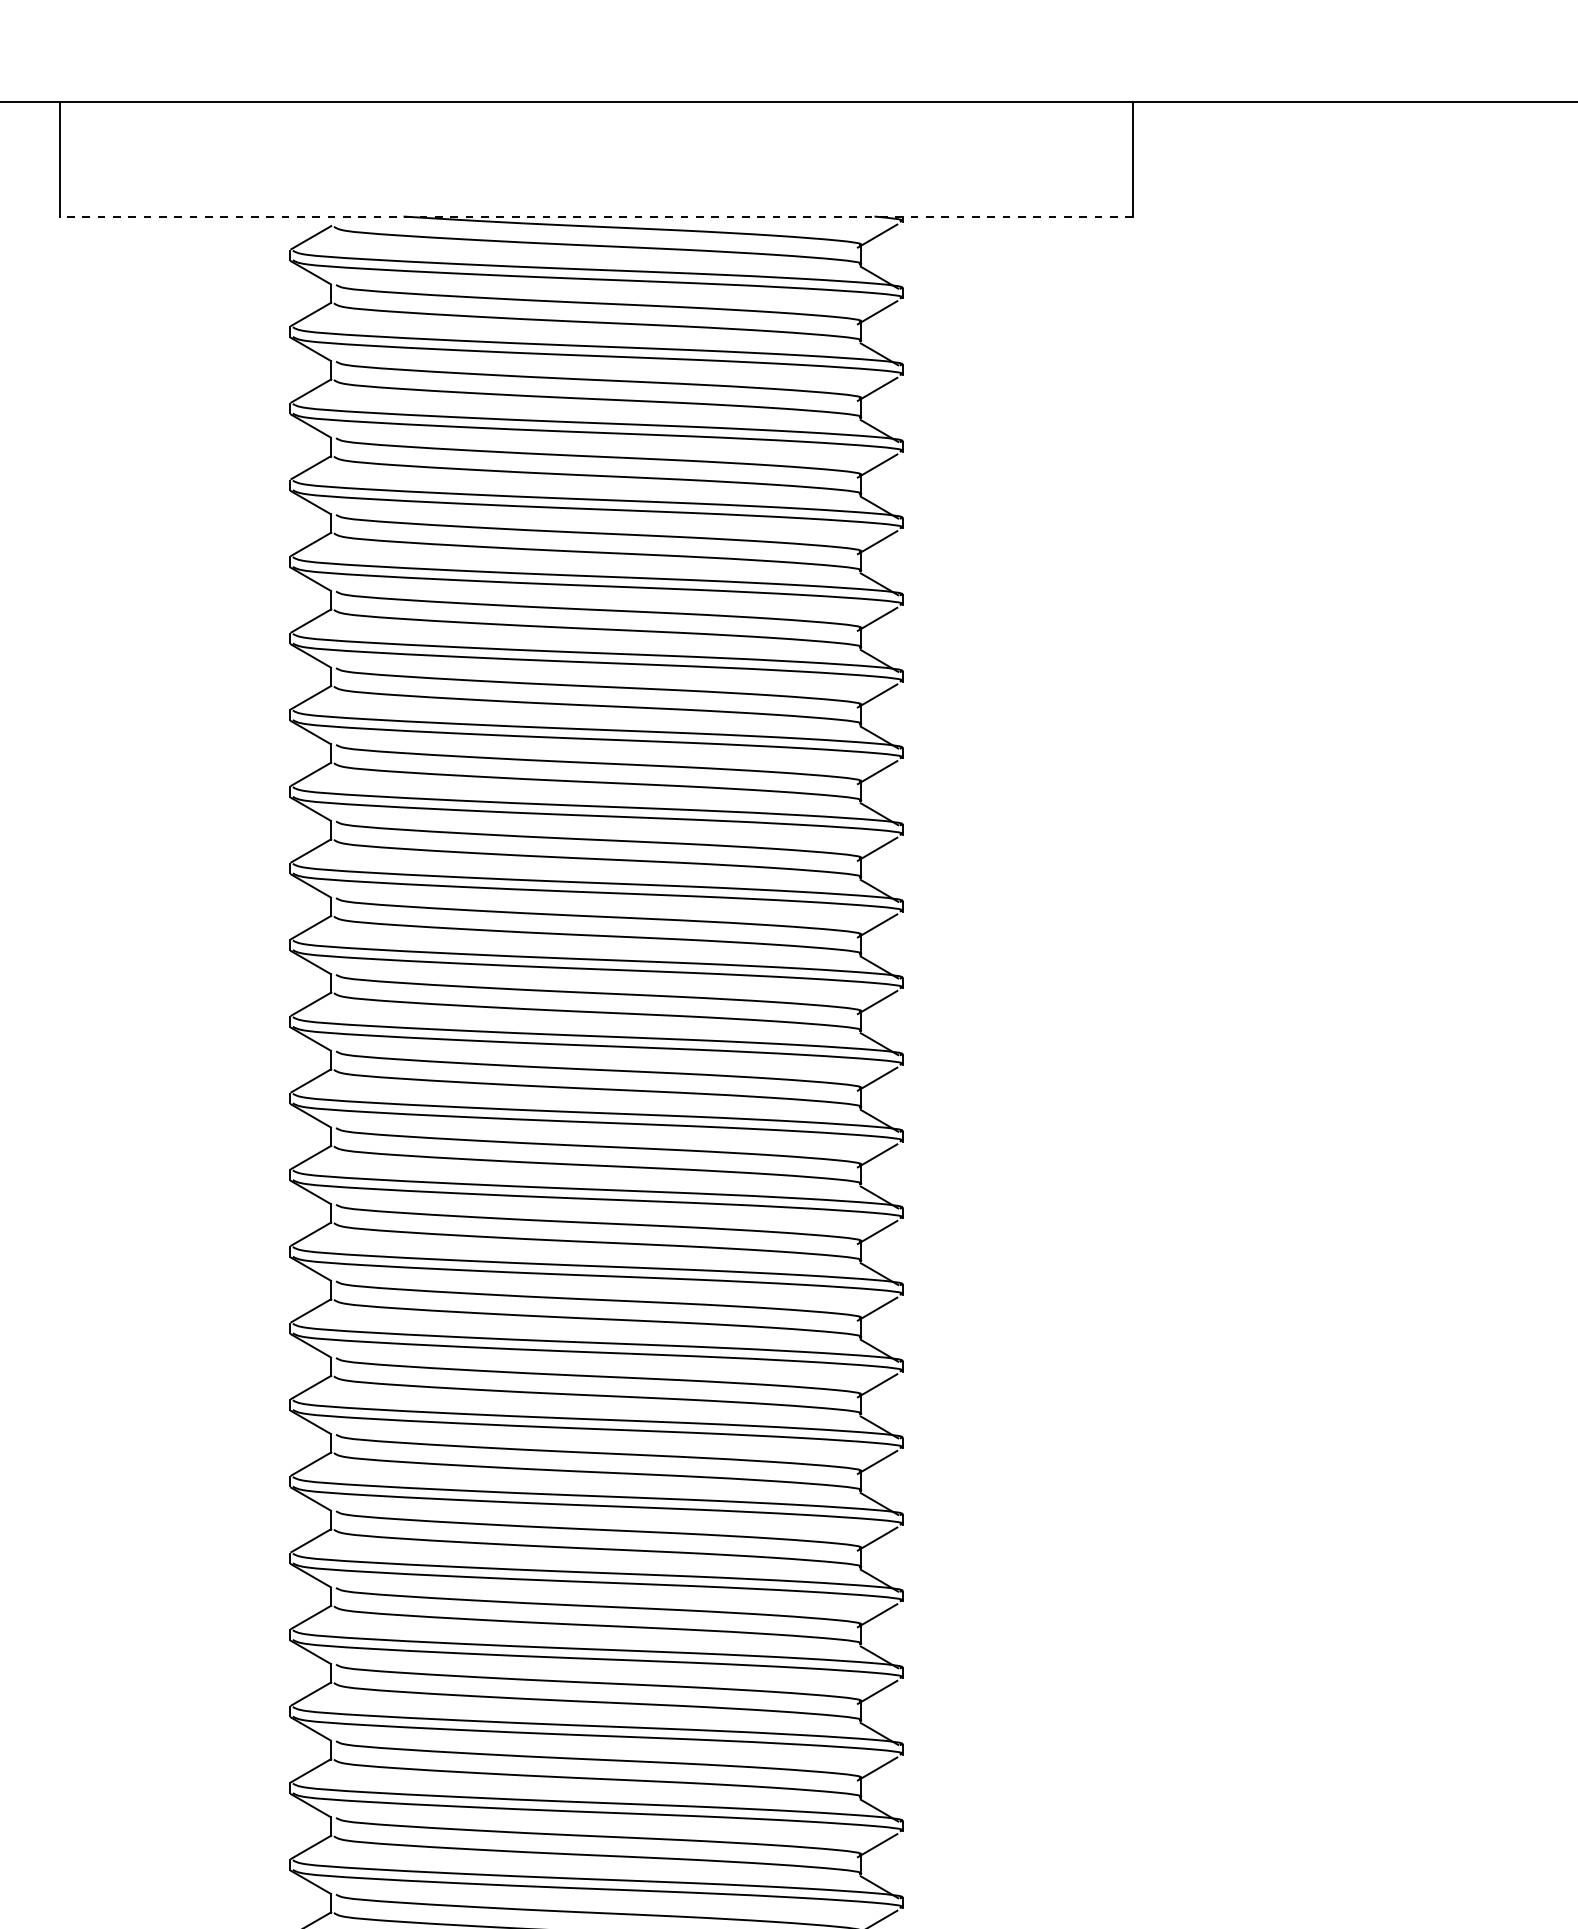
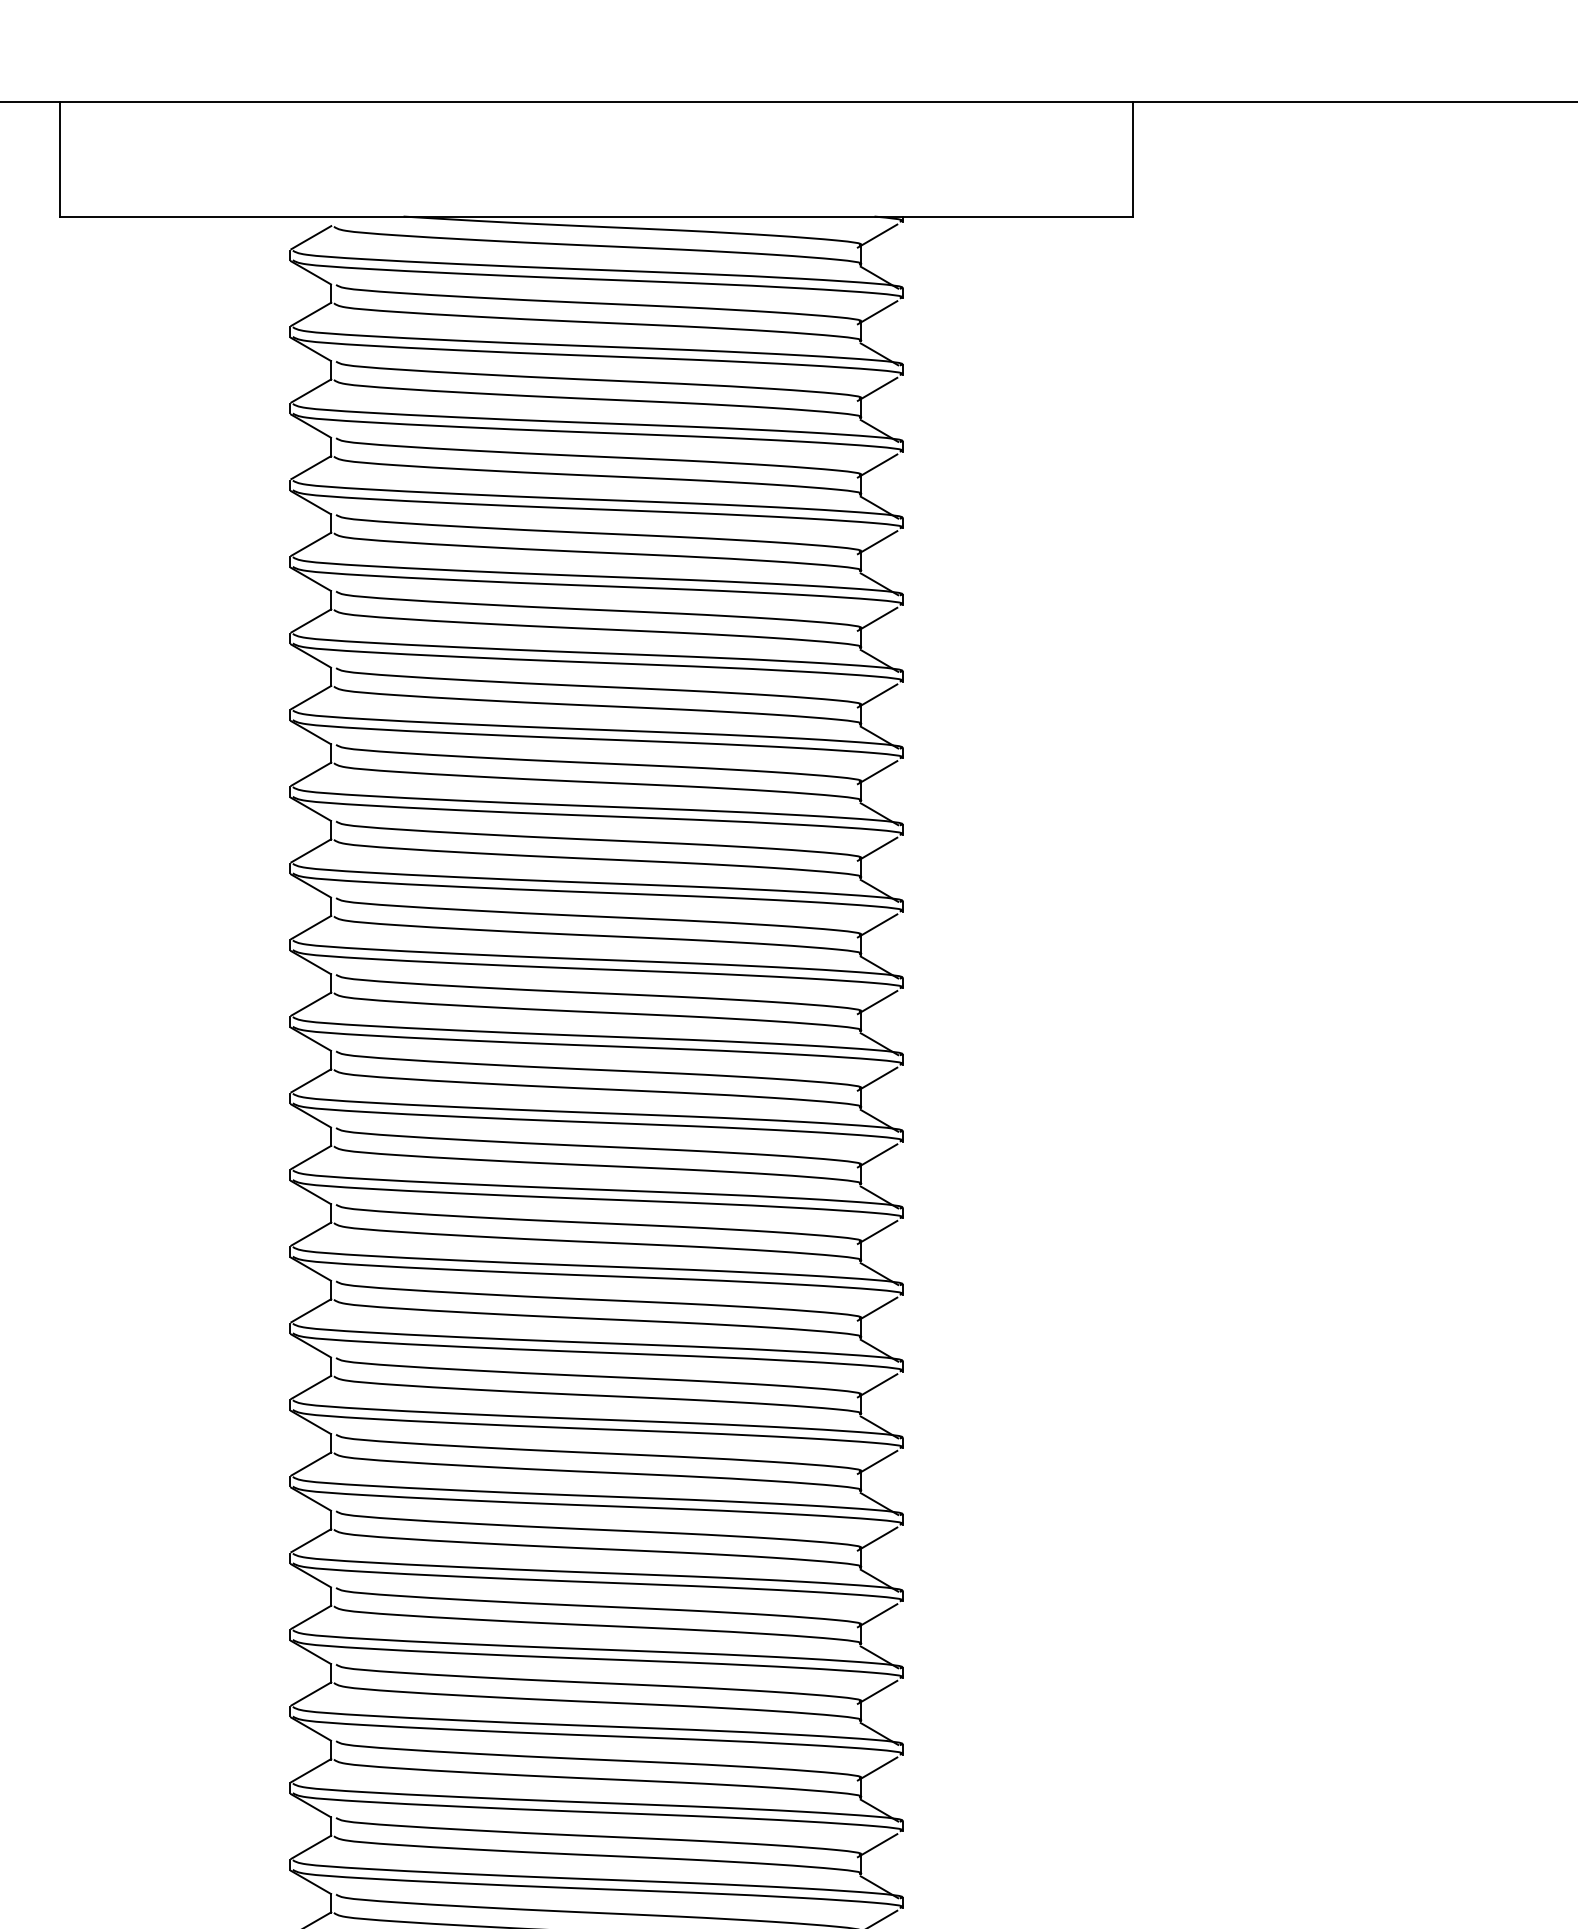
line: dashed -> solid (596, 216)
